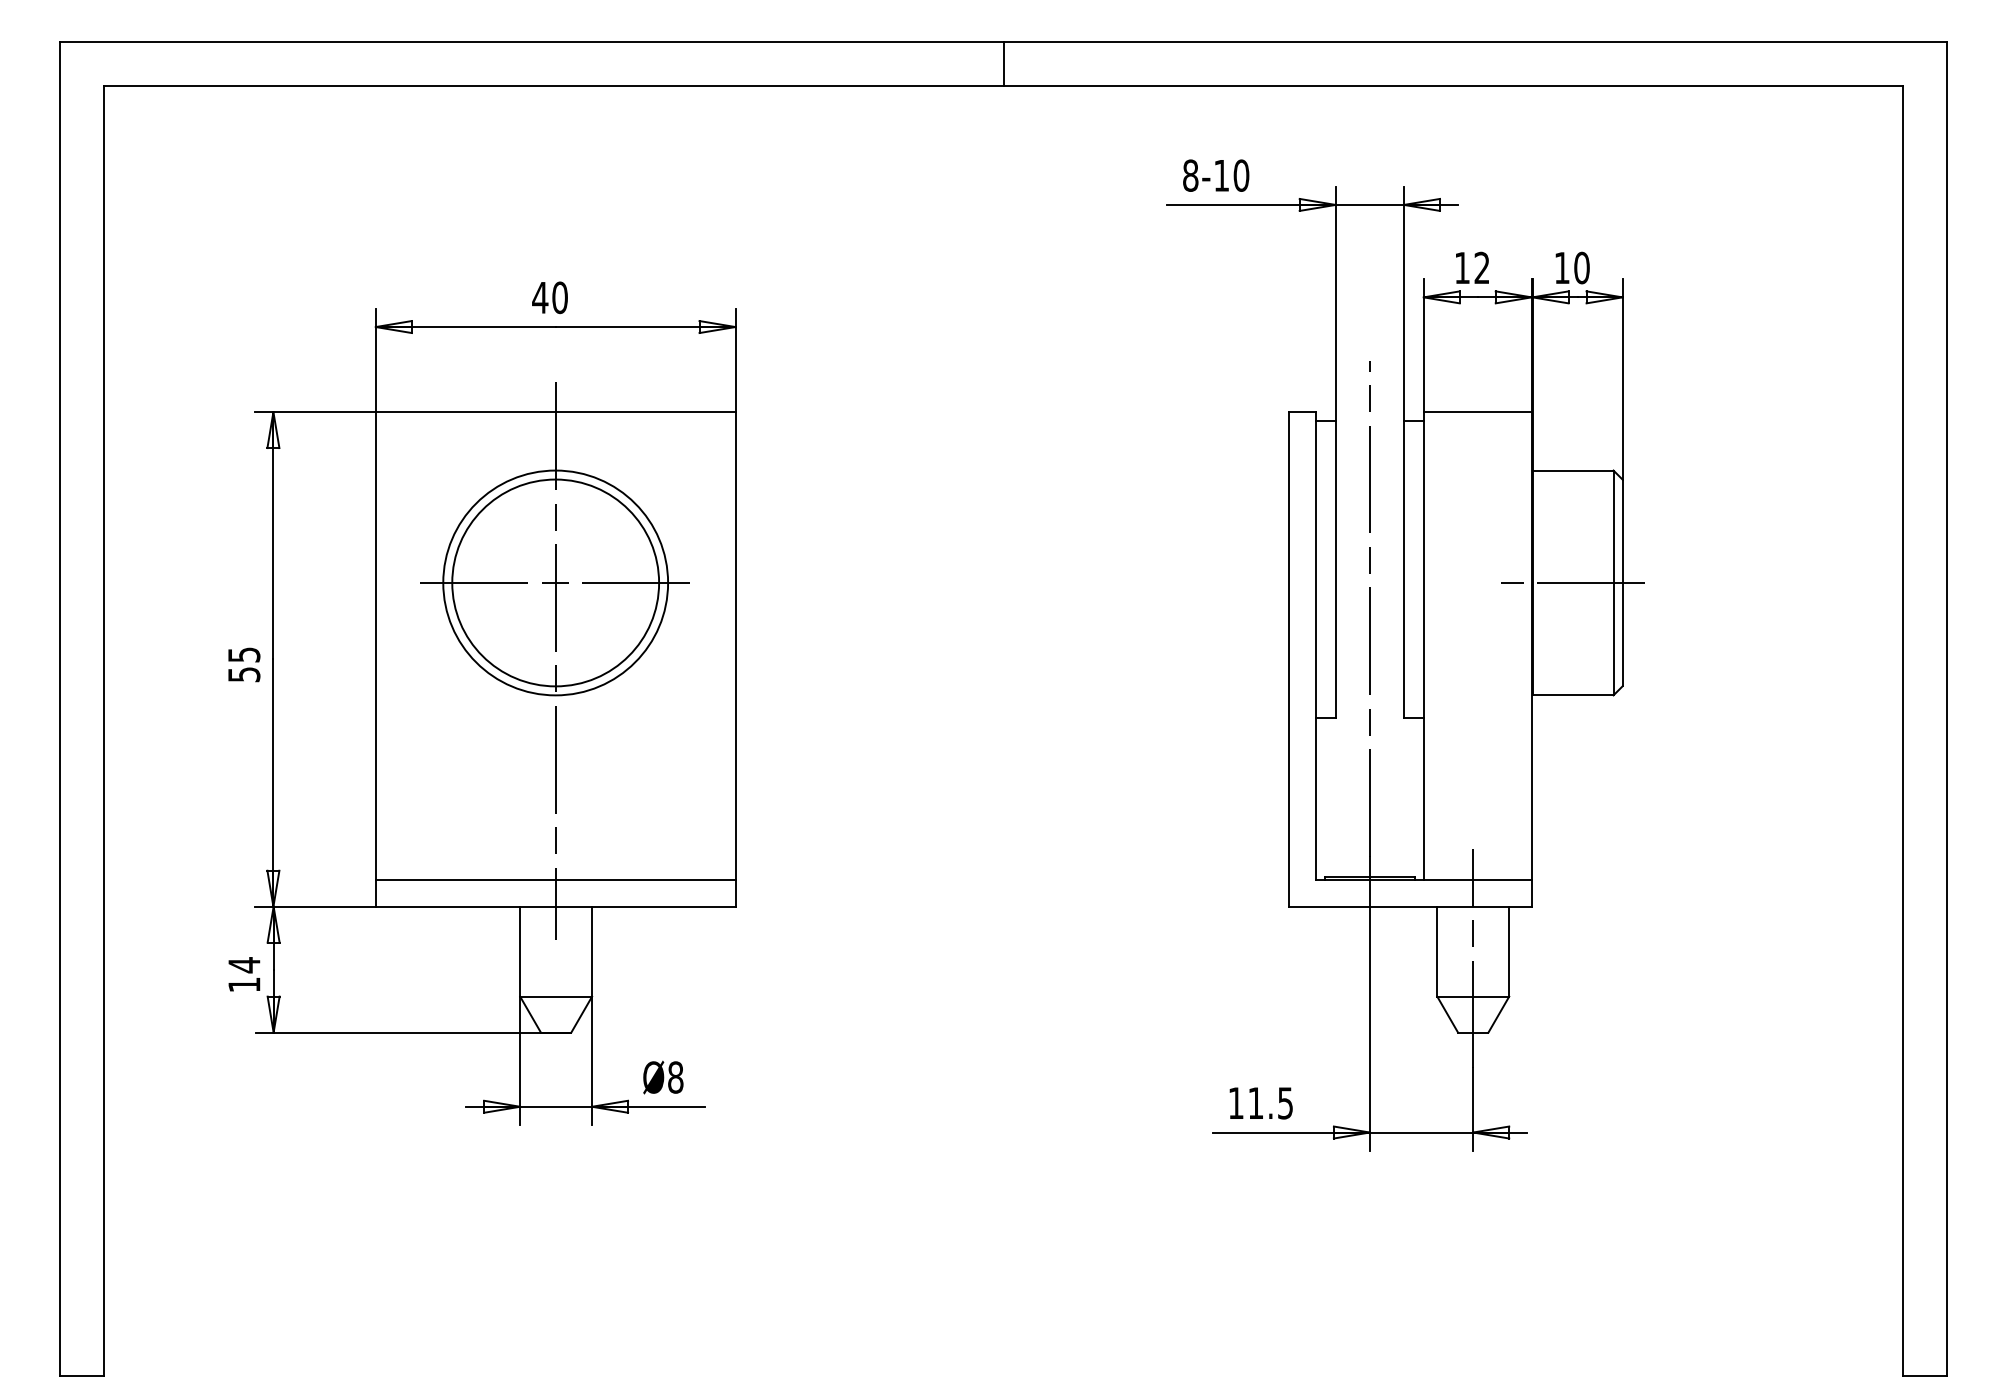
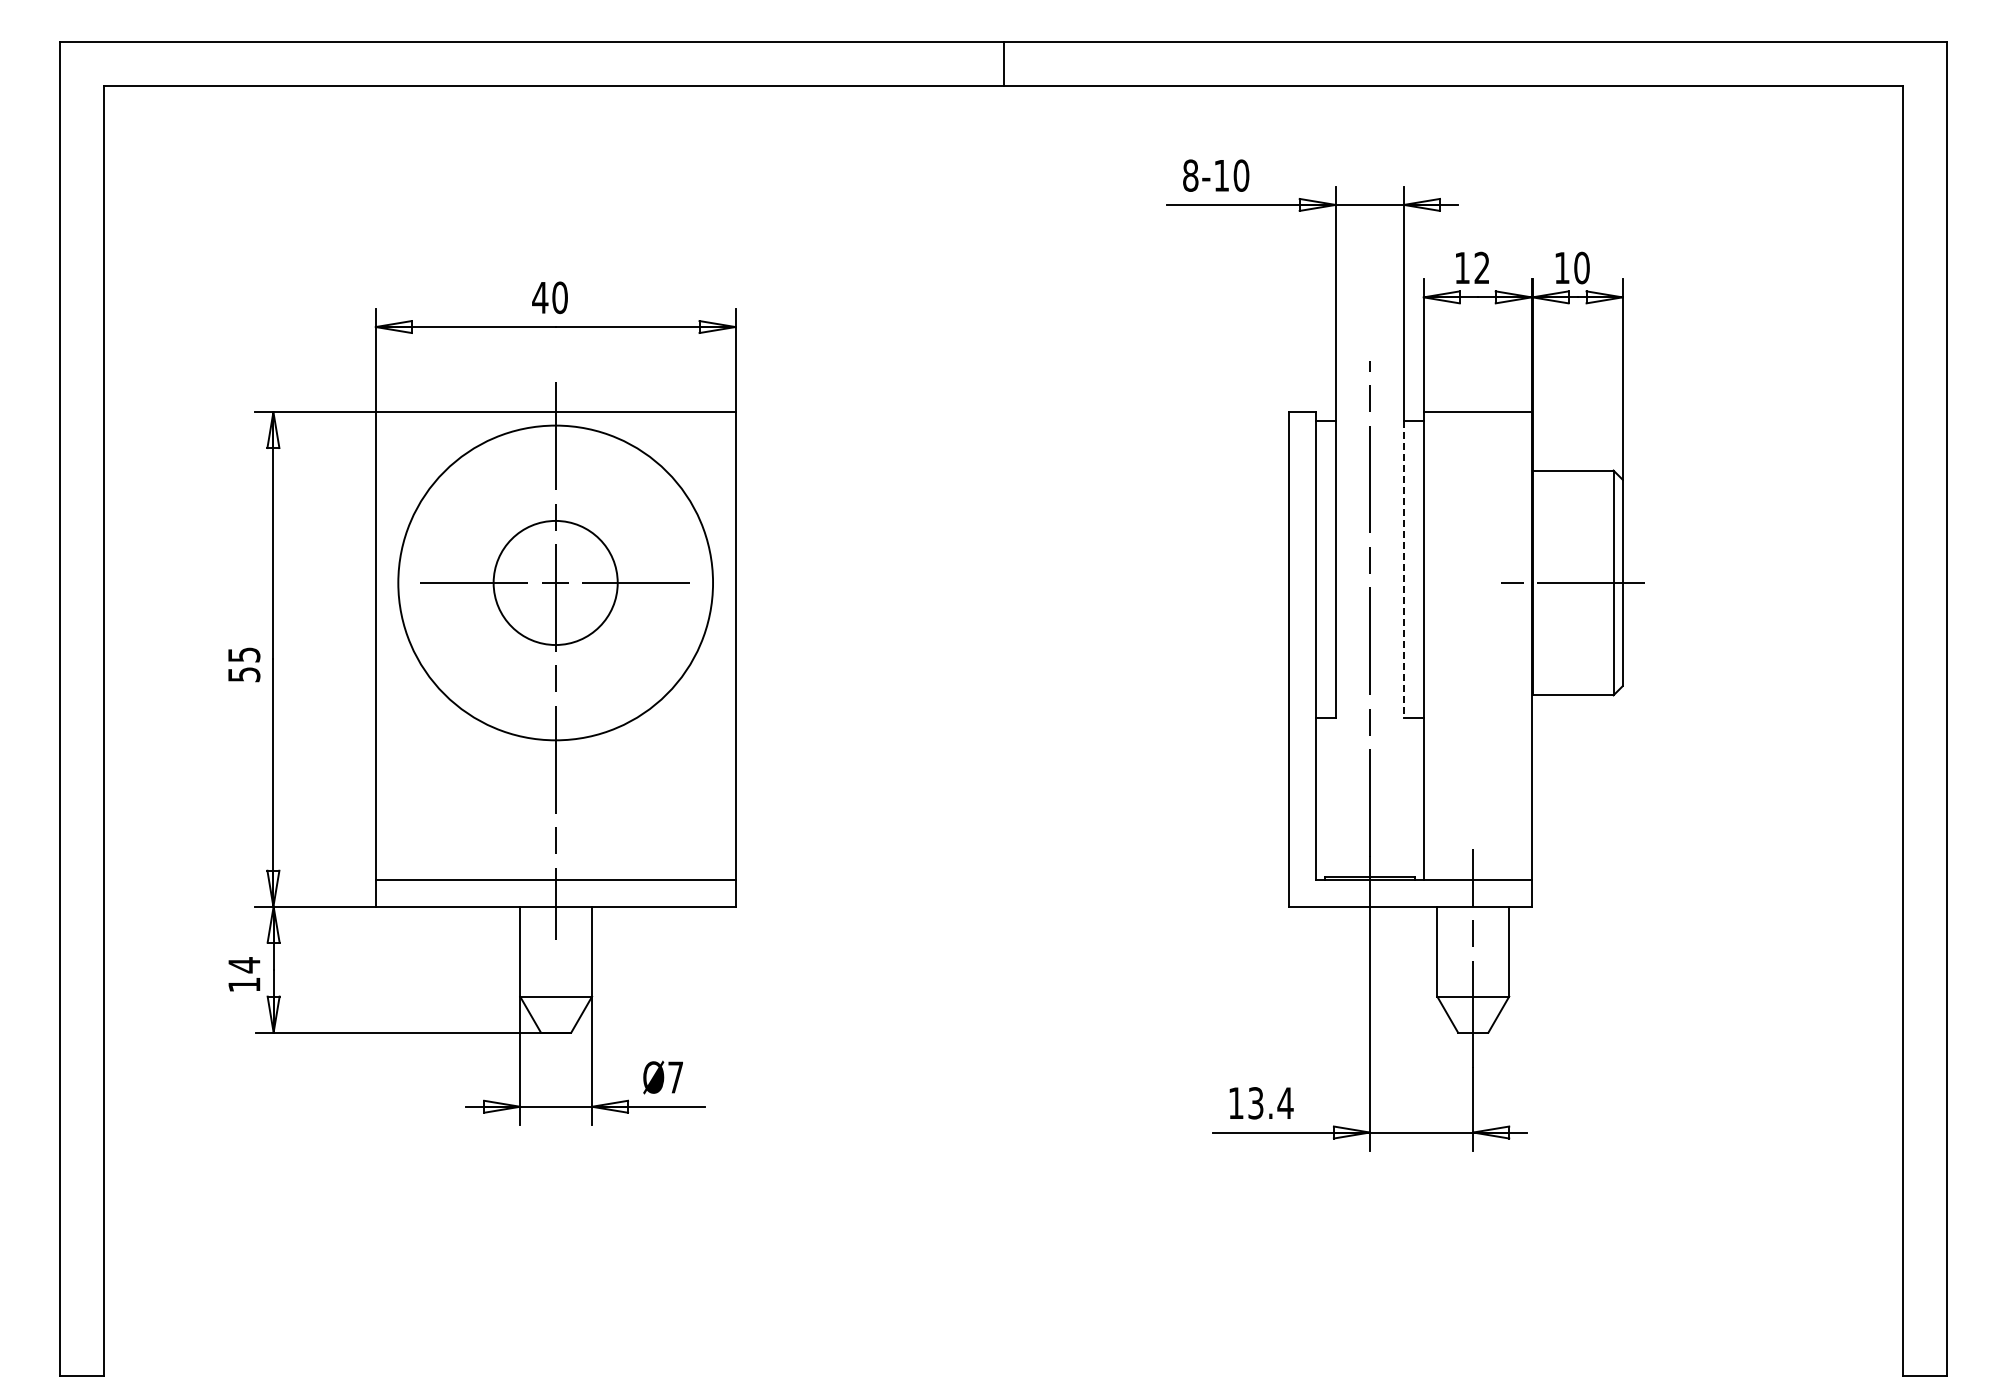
line: solid -> dashed (1404, 569)
circle diameter: 207 px -> 124 px (555, 582)
circle diameter: 225 px -> 315 px (555, 582)
text: Ø8 -> Ø7 (675, 1077)
text: 11.5 -> 13.4 (1270, 1103)
